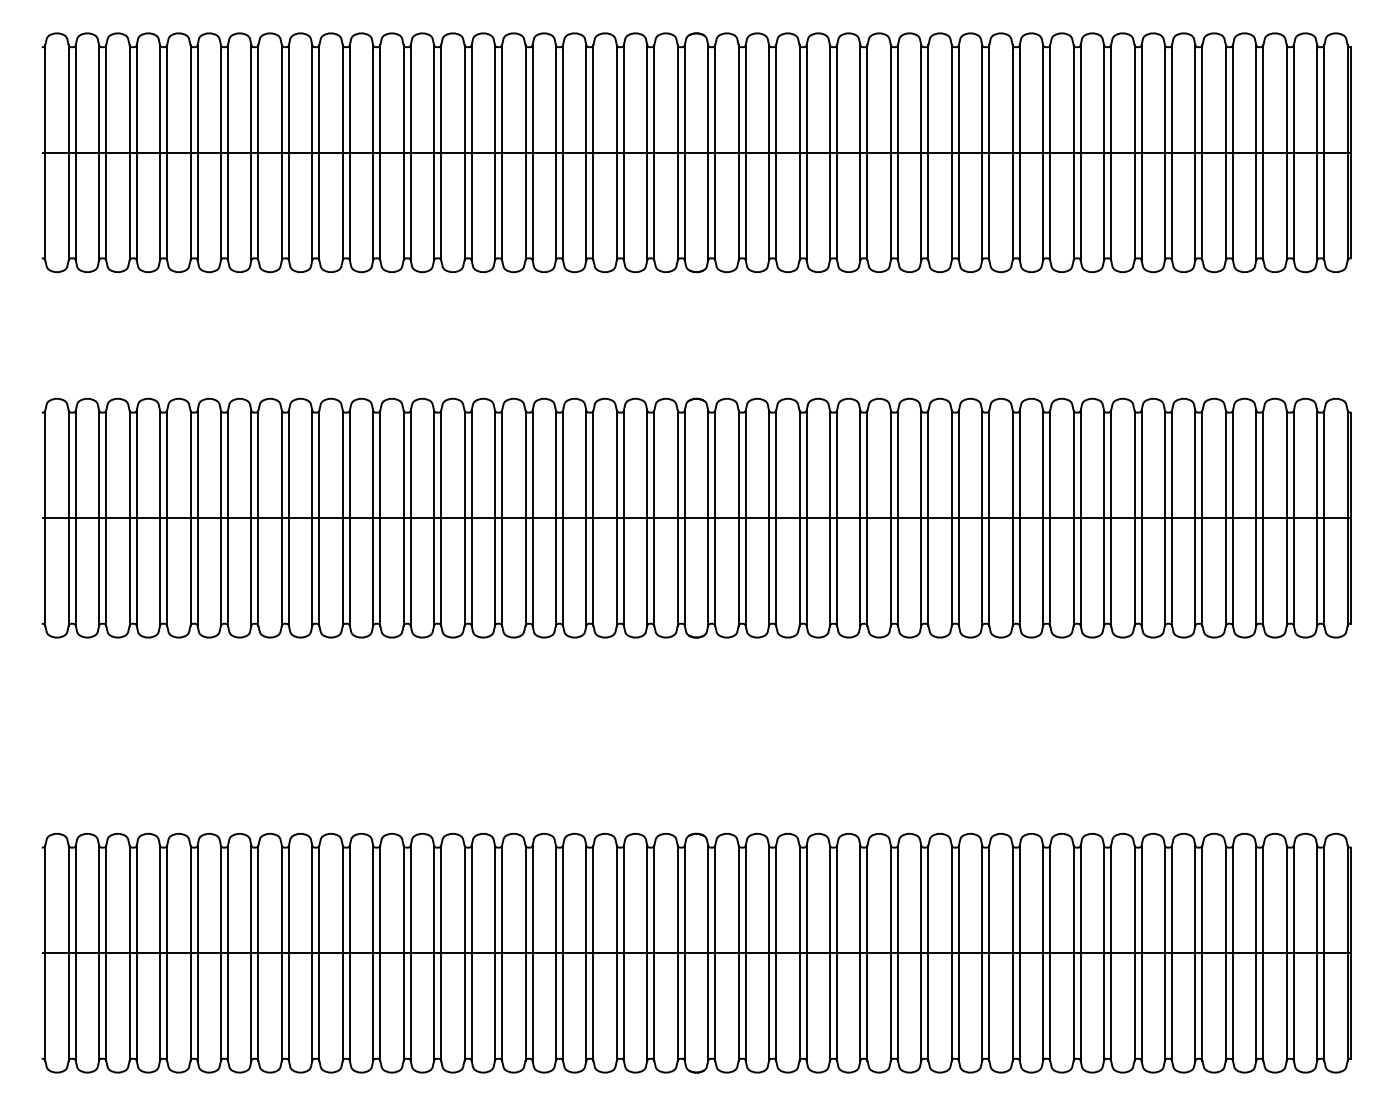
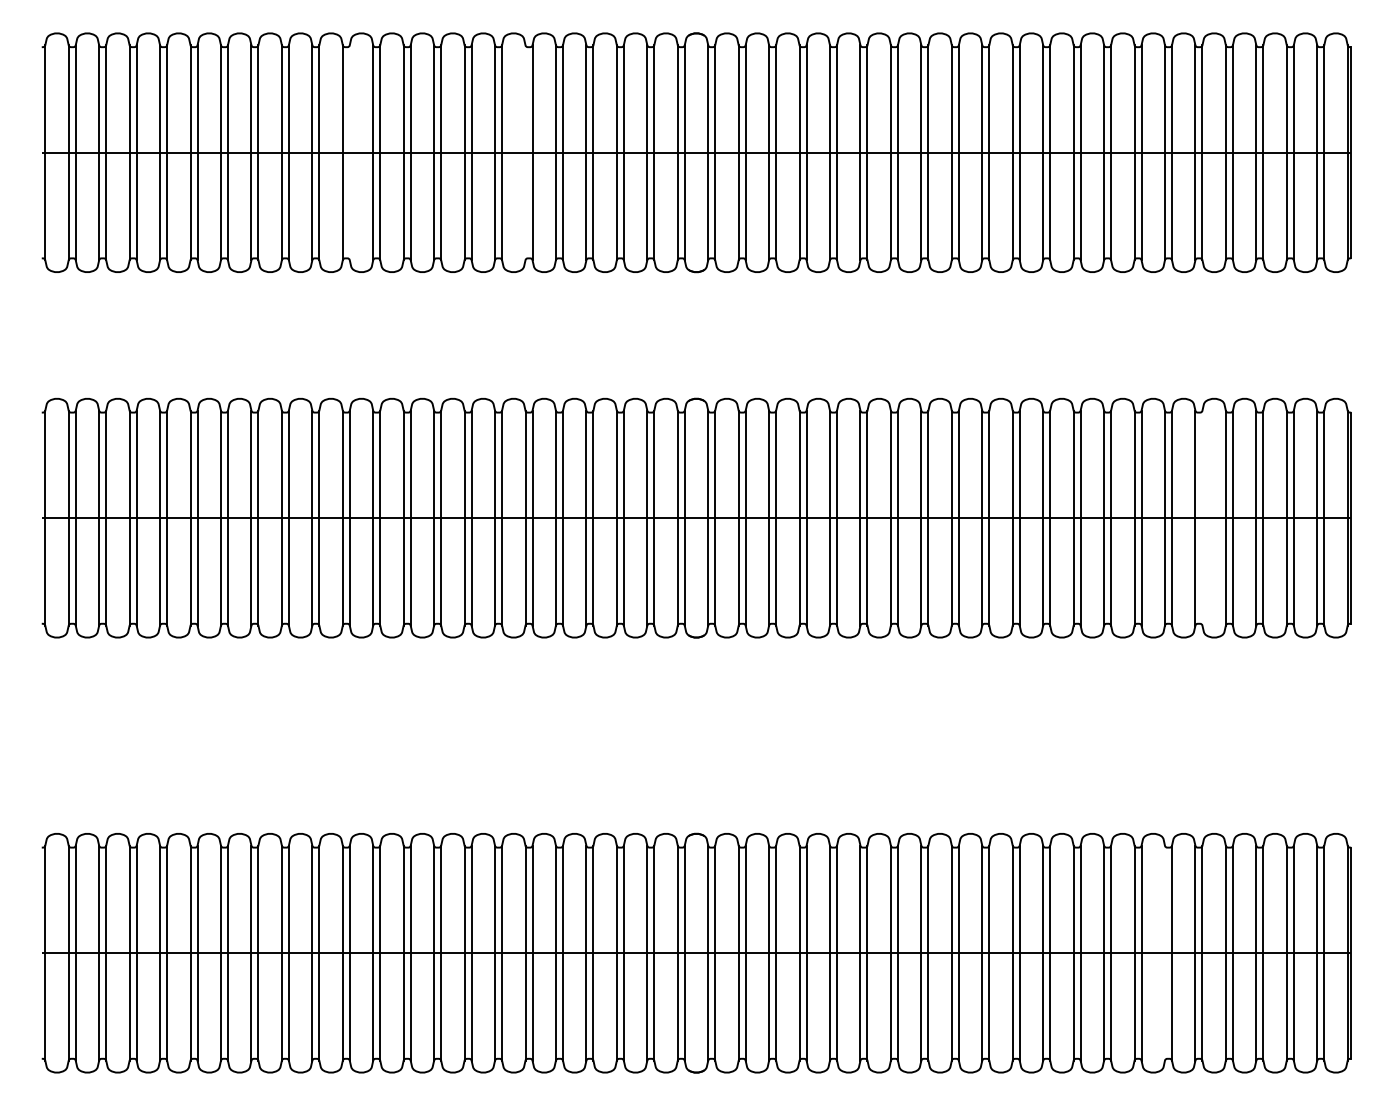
line: present -> none (349, 152)
line: present -> none (525, 152)
line: present -> none (1202, 517)
line: present -> none (1164, 952)
